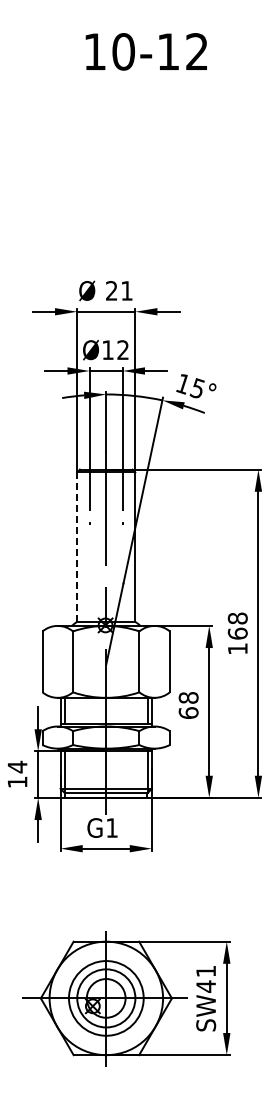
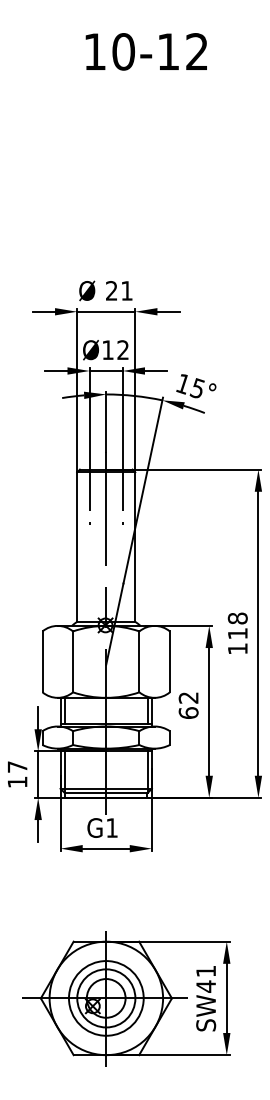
line: dashed -> solid (77, 547)
text: 168 -> 118 (237, 633)
text: 68 -> 62 (188, 697)
text: 14 -> 17 (17, 766)
